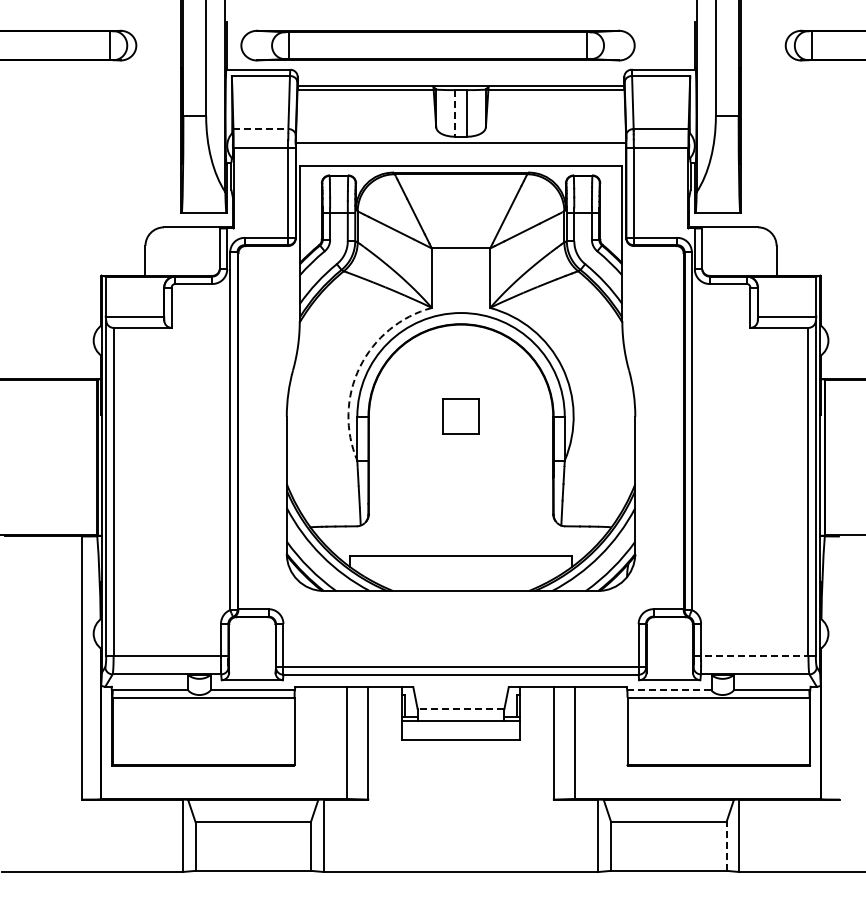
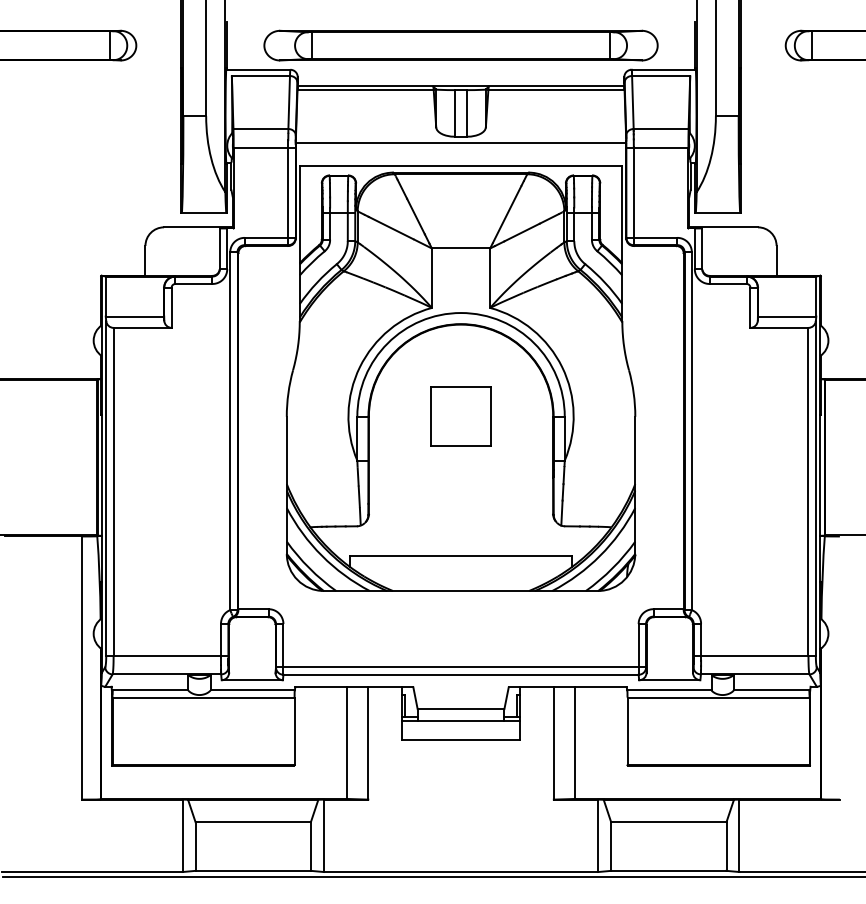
part position: (437, 45) -> (460, 45) (460, 45)
line: dashed -> solid (454, 113)
line: dashed -> solid (261, 129)
arc: dashed -> solid (359, 367)
part size: 38x37 px -> 62x61 px (460, 416)
line: dashed -> solid (751, 656)
line: dashed -> solid (669, 690)
line: dashed -> solid (460, 709)
line: dashed -> solid (726, 846)
line: none -> present (432, 876)
